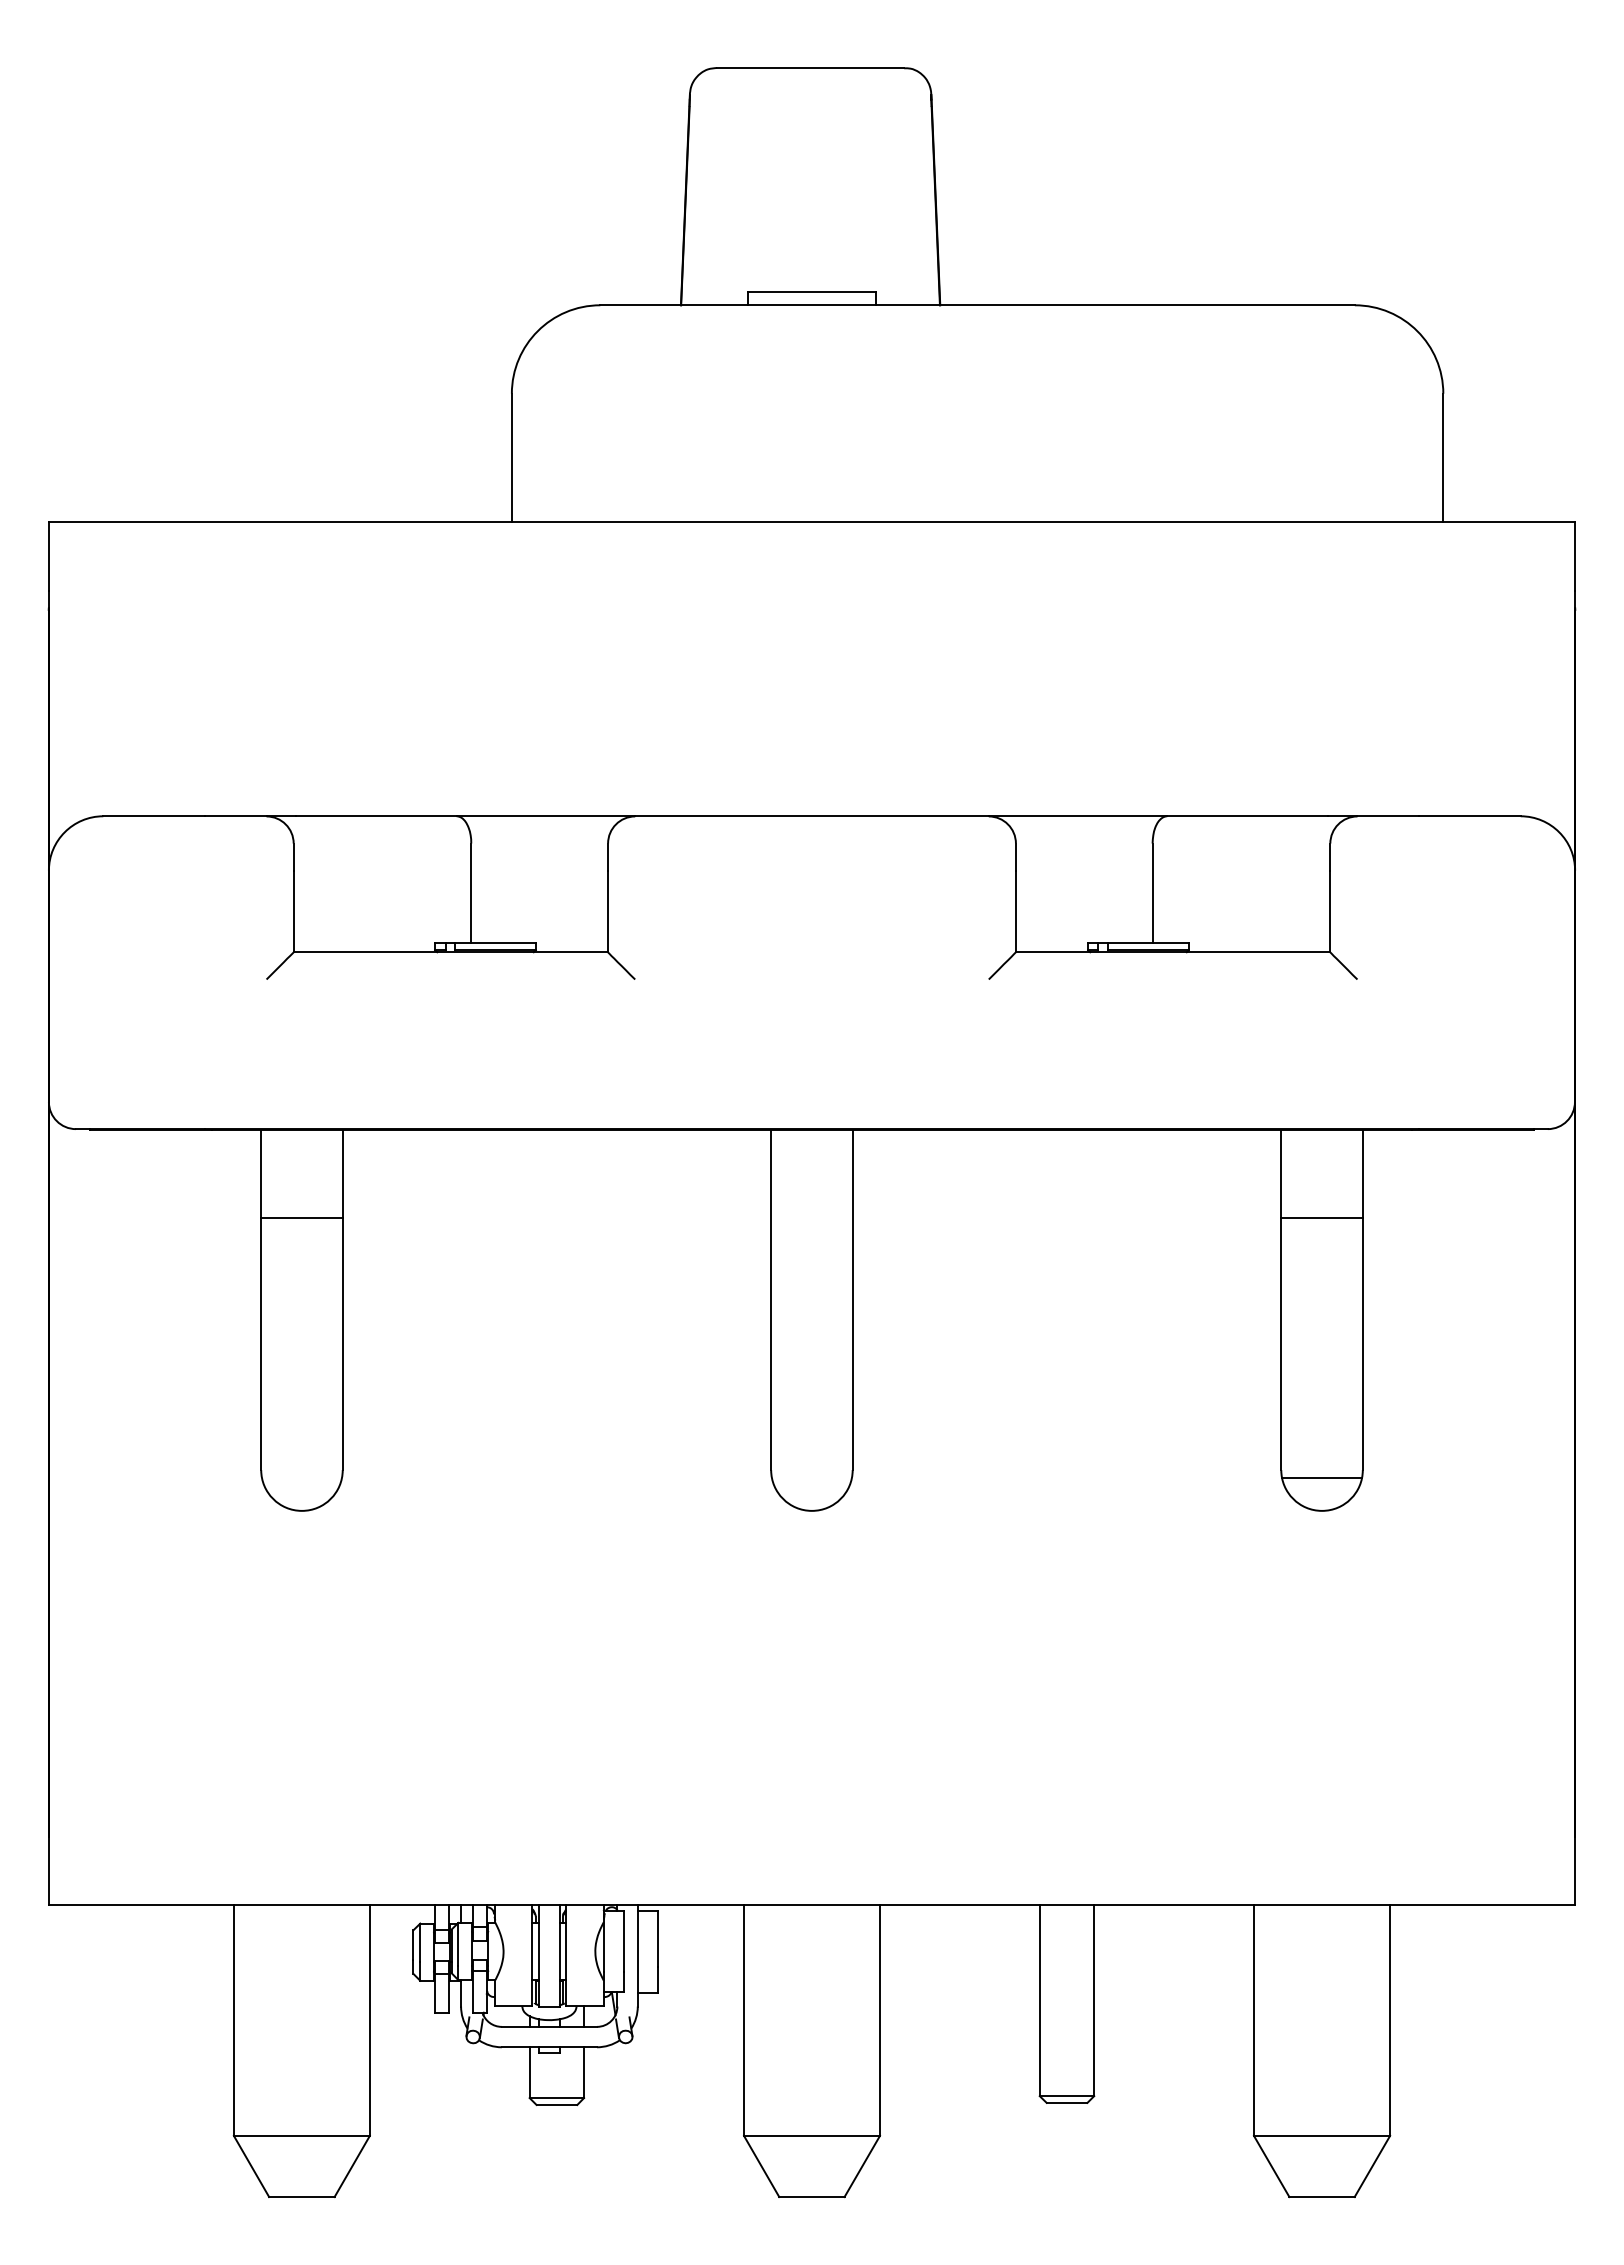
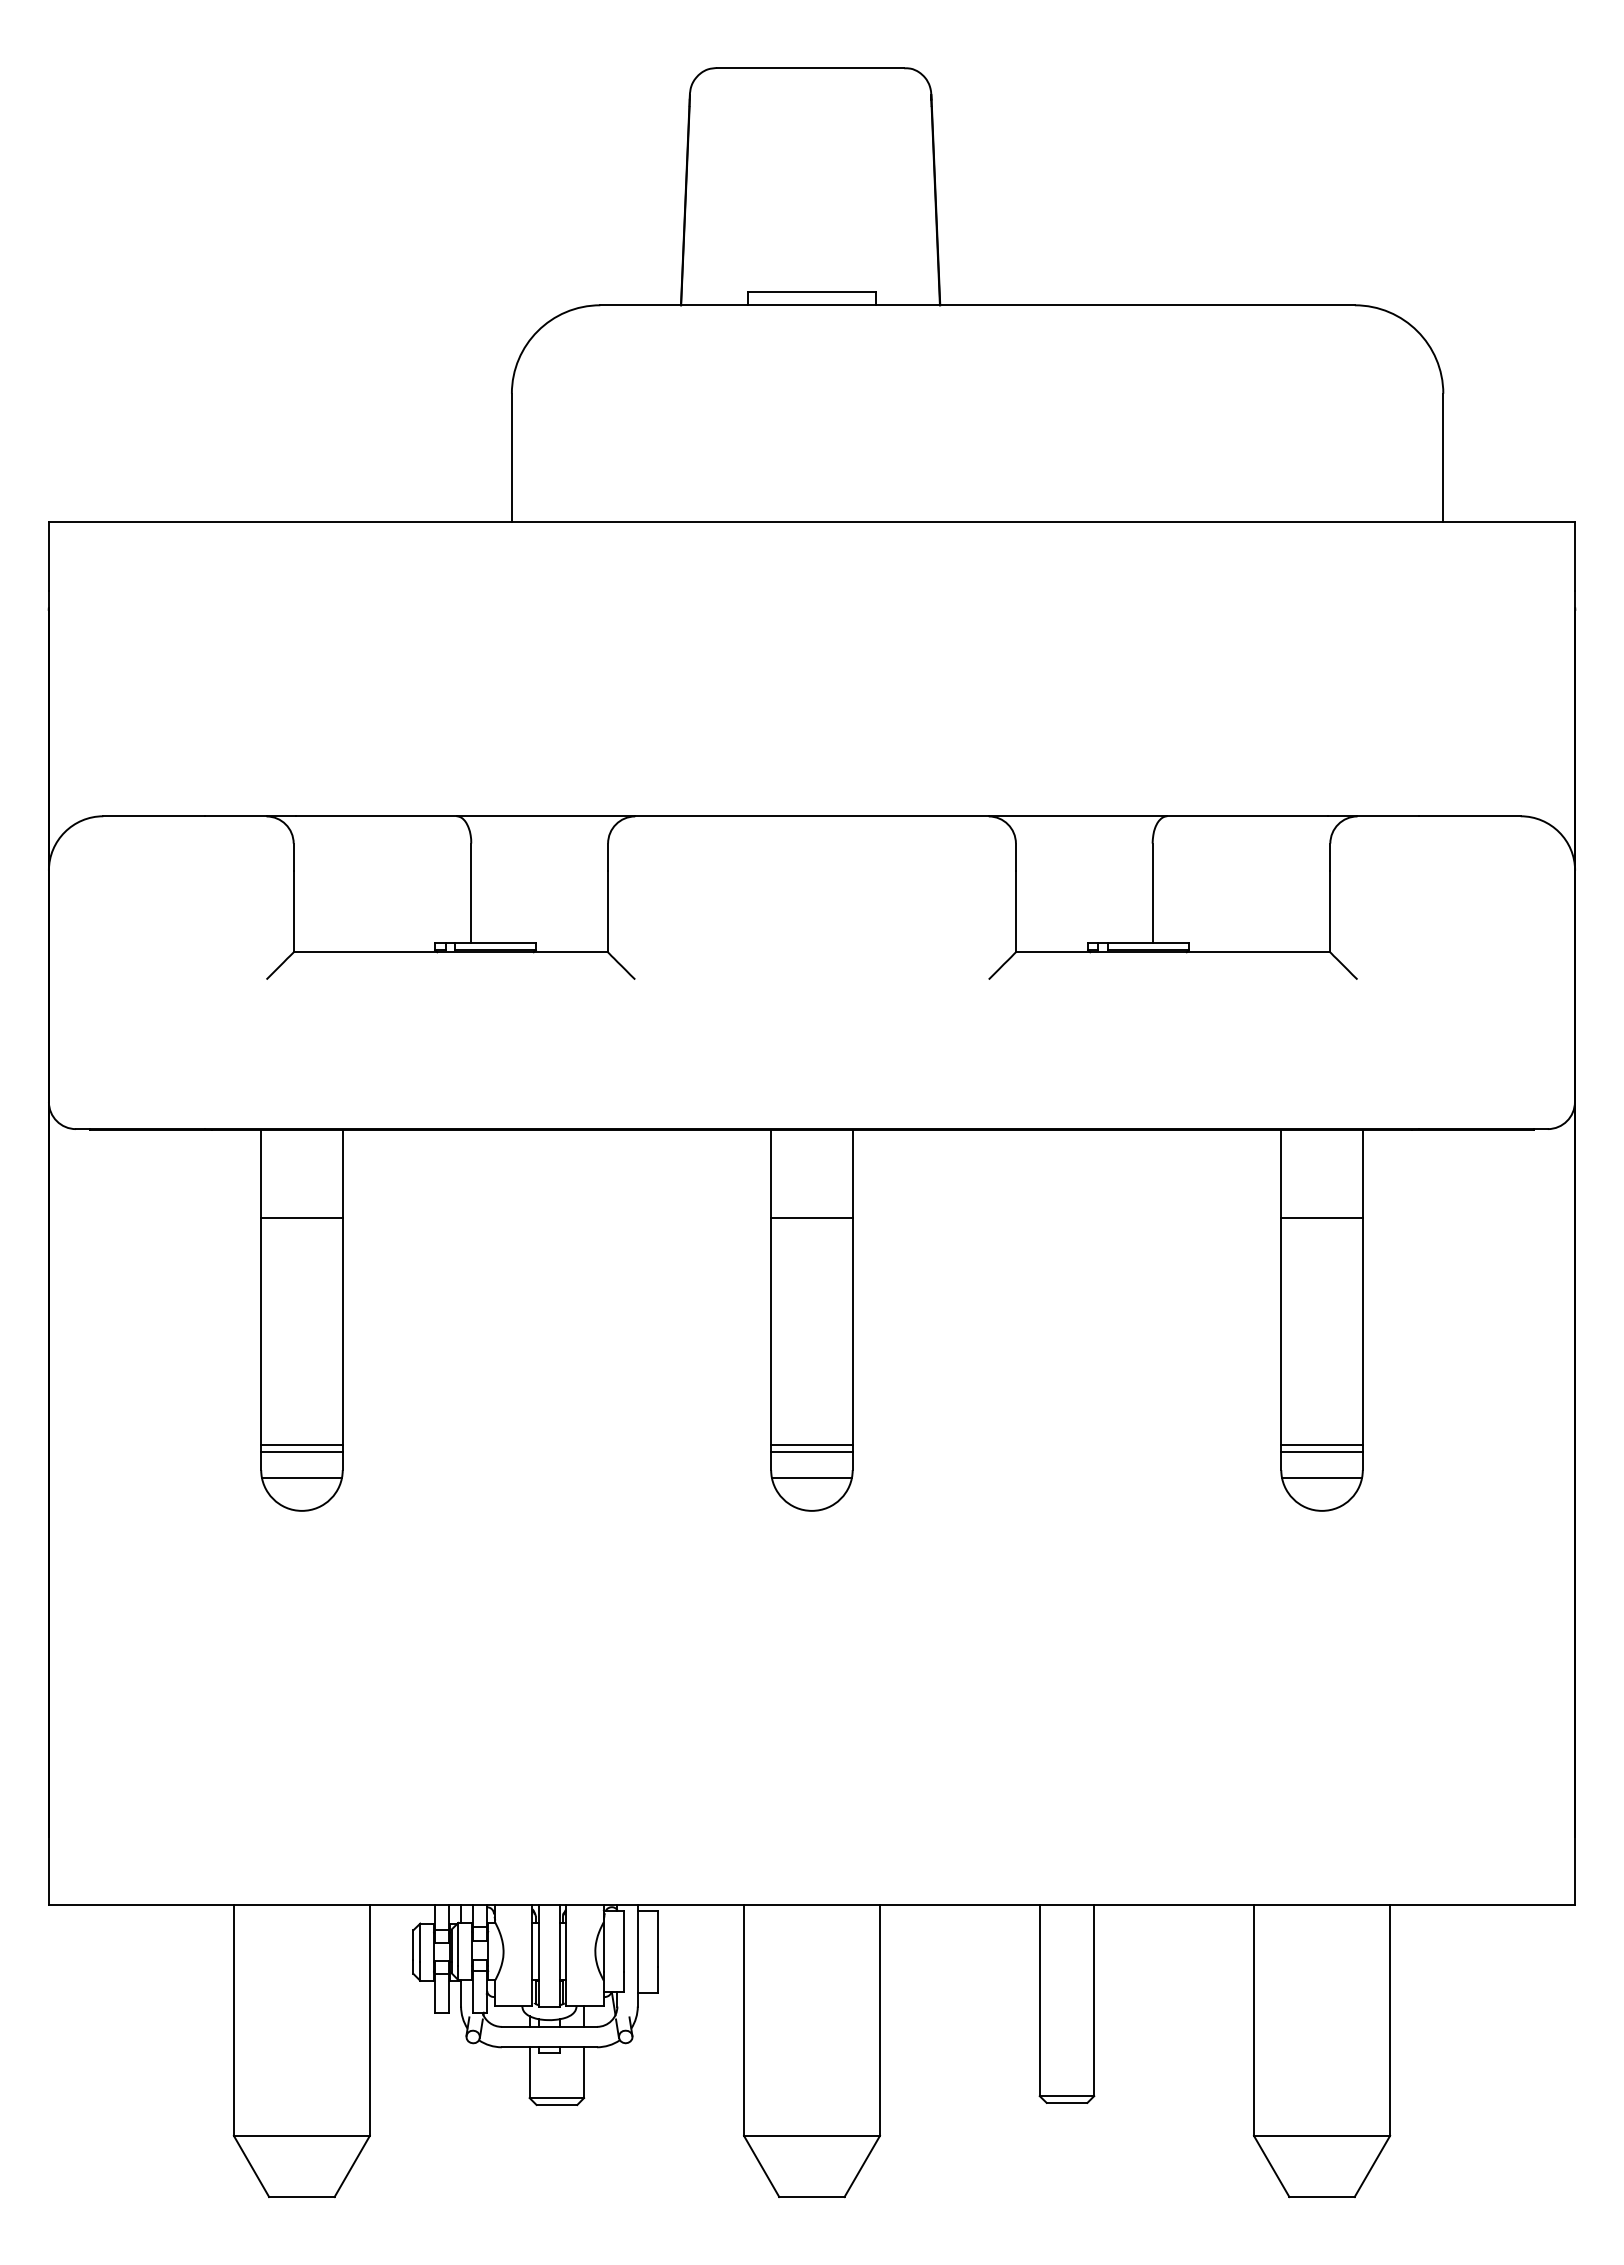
line: none -> present (811, 1217)
line: none -> present (301, 1444)
line: none -> present (811, 1444)
line: none -> present (1321, 1444)
line: none -> present (301, 1451)
line: none -> present (811, 1451)
line: none -> present (1321, 1451)
line: none -> present (301, 1478)
line: none -> present (812, 1478)
